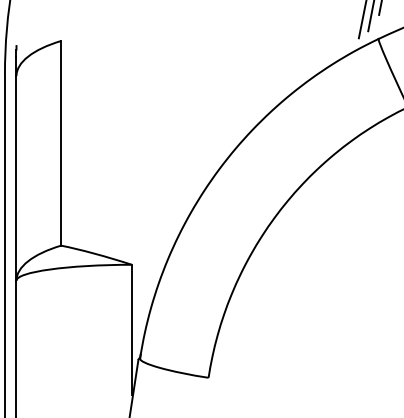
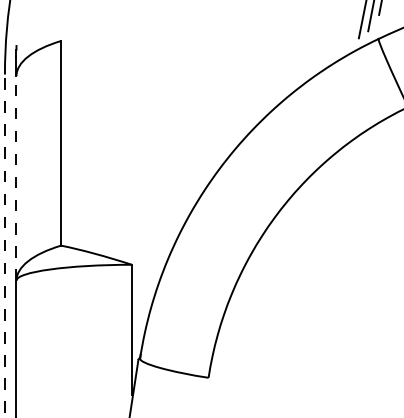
line: solid -> dashed (16, 177)
line: solid -> dashed (4, 245)
